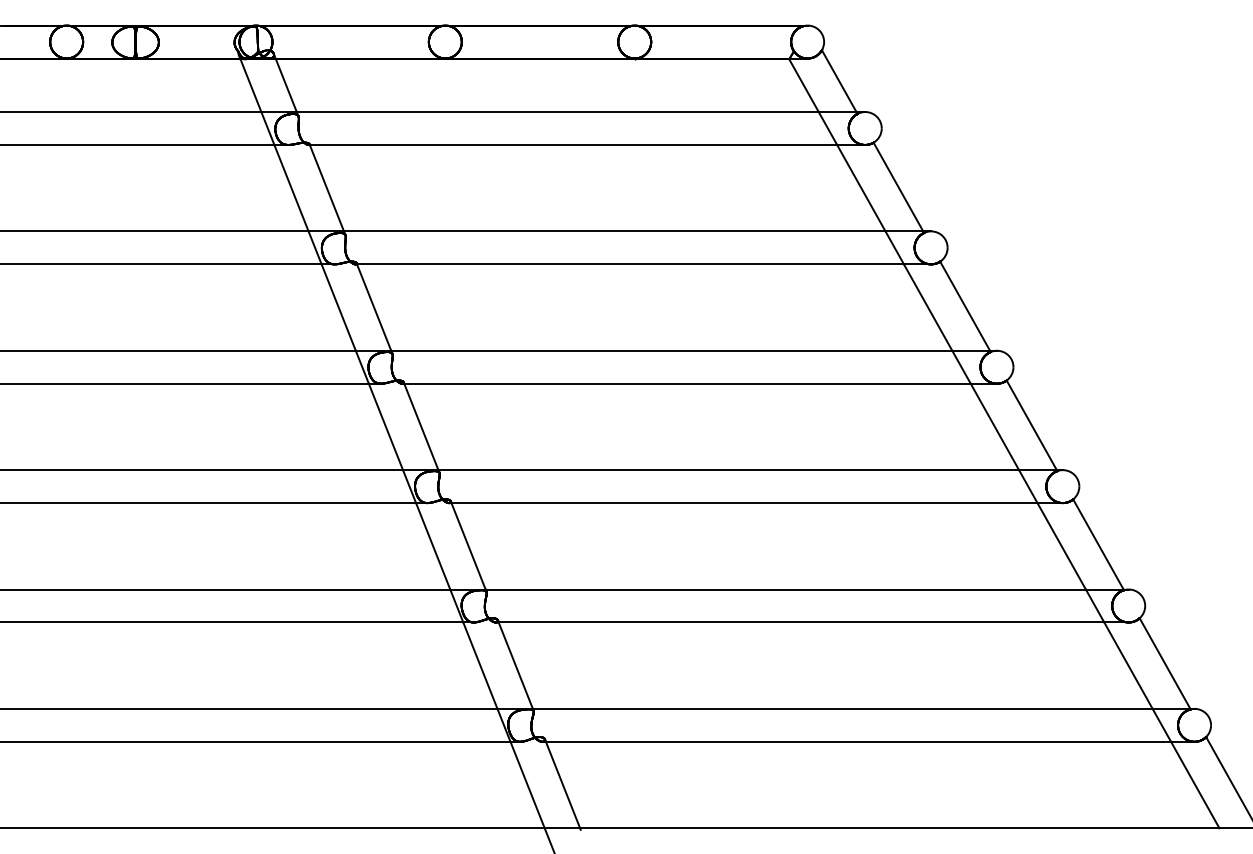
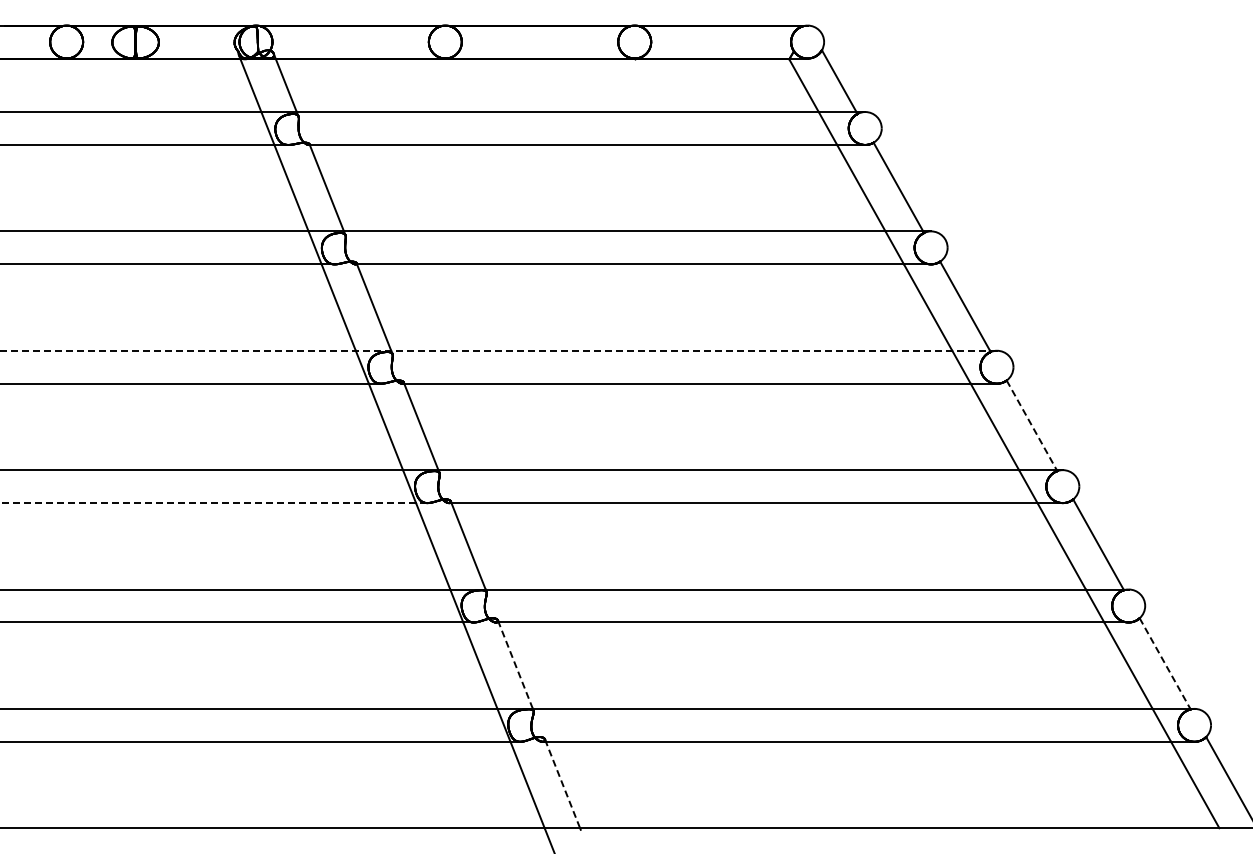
line: solid -> dashed (498, 350)
line: solid -> dashed (1032, 425)
line: solid -> dashed (214, 503)
line: solid -> dashed (1165, 663)
line: solid -> dashed (515, 665)
line: solid -> dashed (562, 783)
